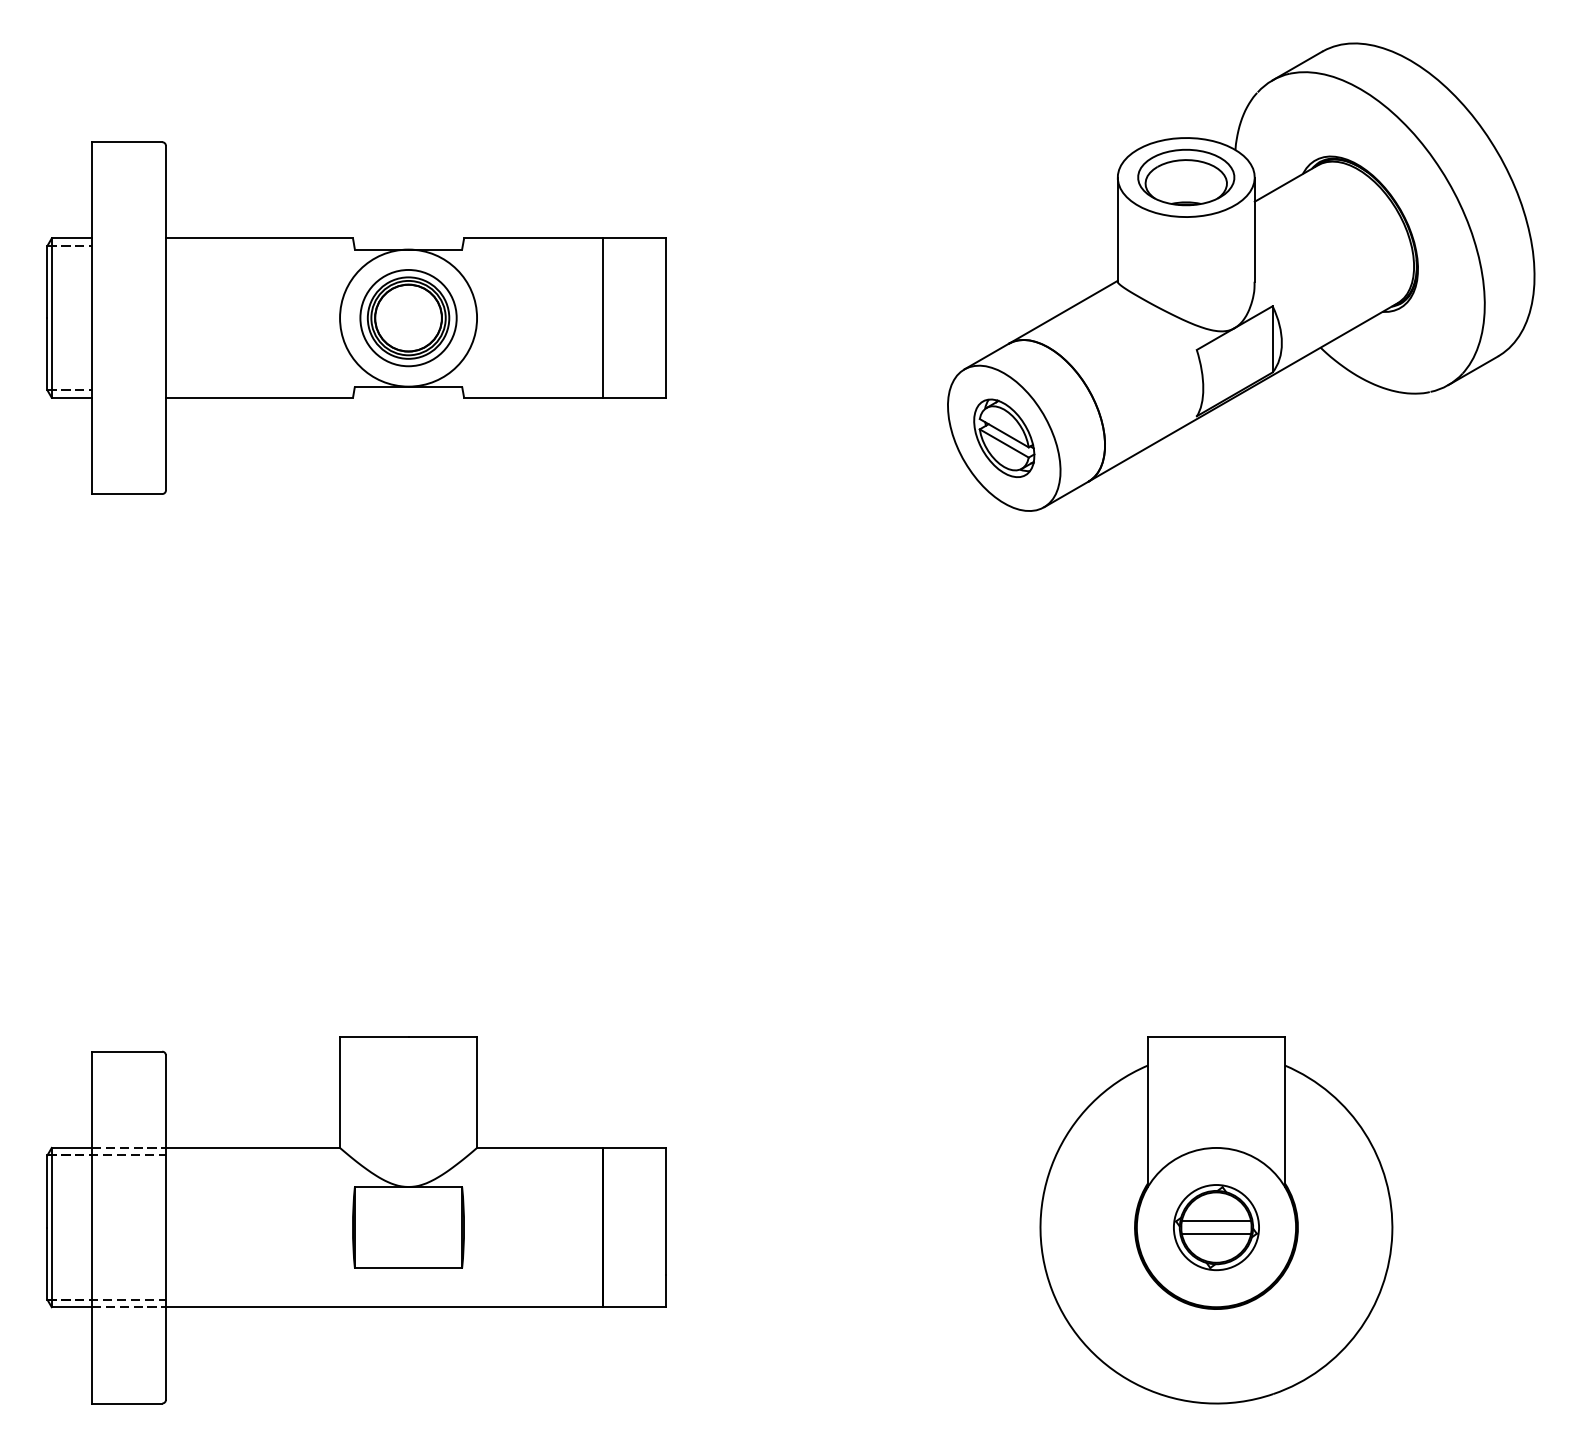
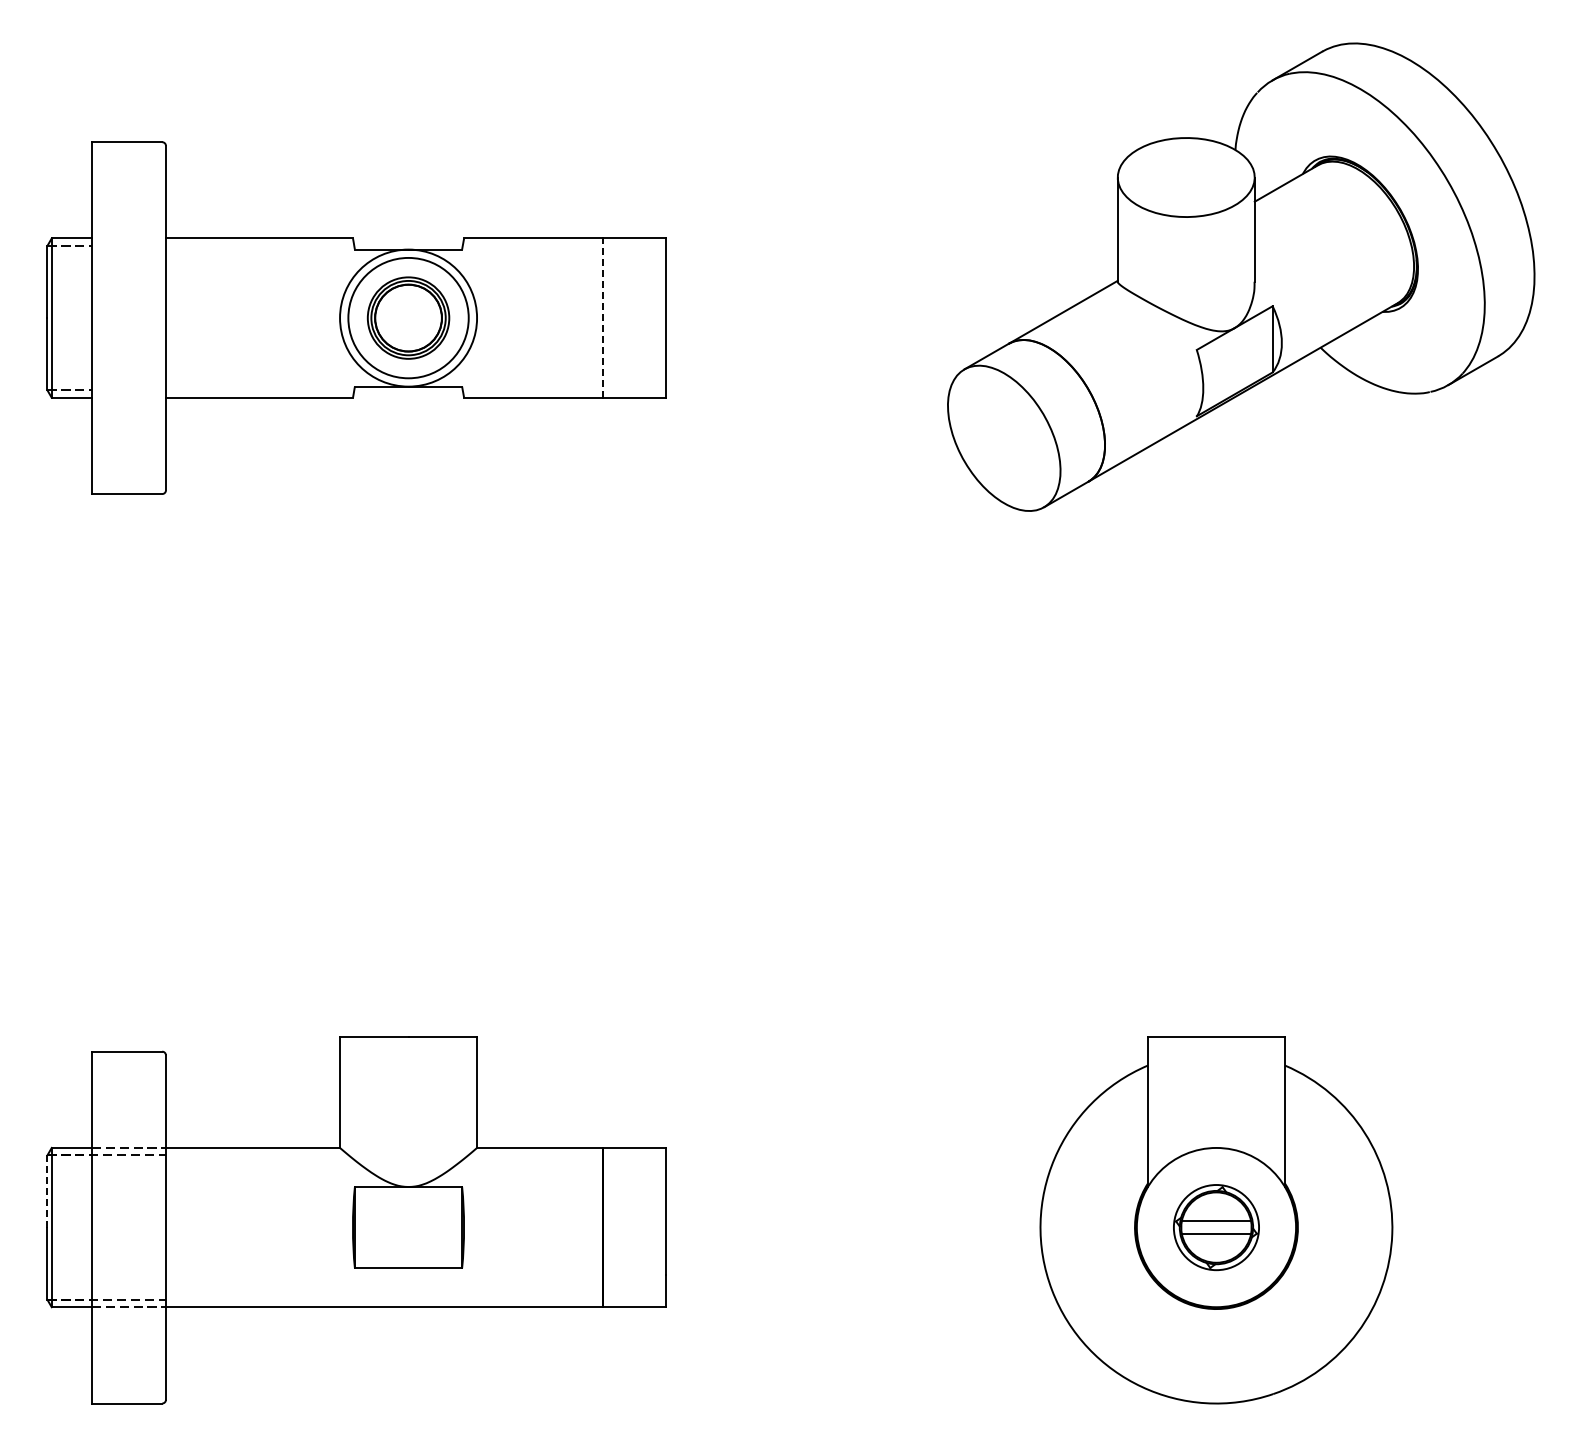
part: present -> none (1186, 177)
circle diameter: 96 px -> 120 px (408, 317)
line: solid -> dashed (603, 318)
part: present -> none (1004, 437)
line: solid -> dashed (47, 1190)
